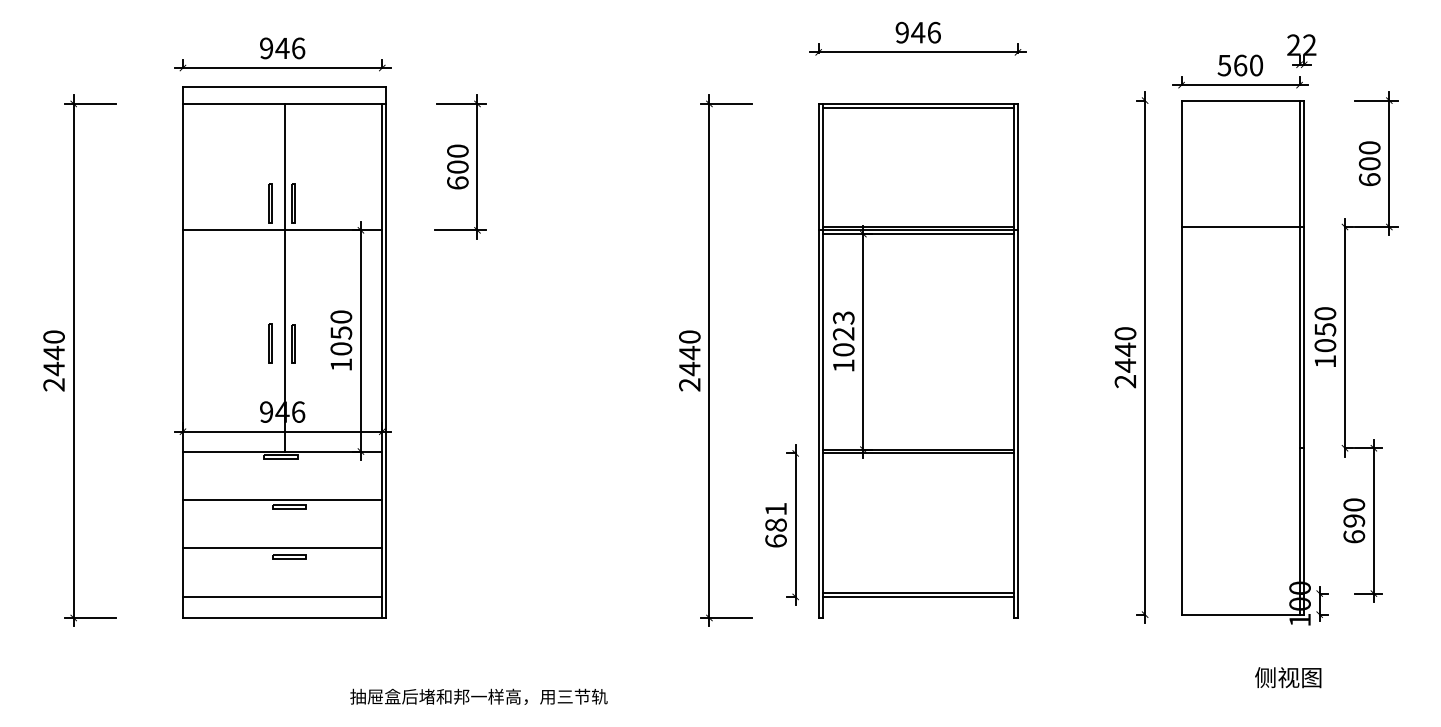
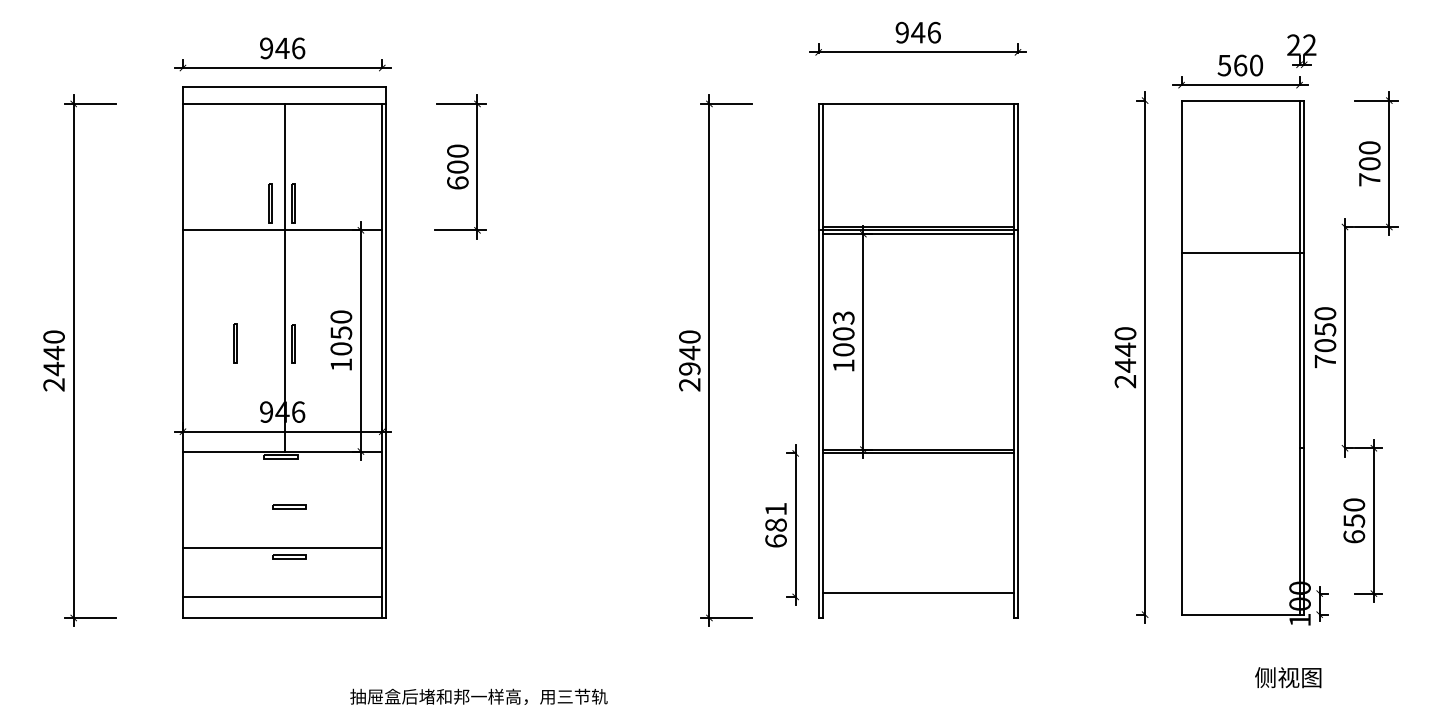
line: present -> none (918, 107)
text: 600 -> 700 (1369, 179)
line position: (1242, 227) -> (1242, 253) (1242, 253)
text: 1023 -> 1003 (843, 333)
line position: (269, 343) -> (234, 343) (234, 343)
text: 1050 -> 7050 (1324, 361)
text: 2440 -> 2940 (689, 368)
line: present -> none (282, 500)
text: 690 -> 650 (1354, 520)
line: present -> none (918, 596)
